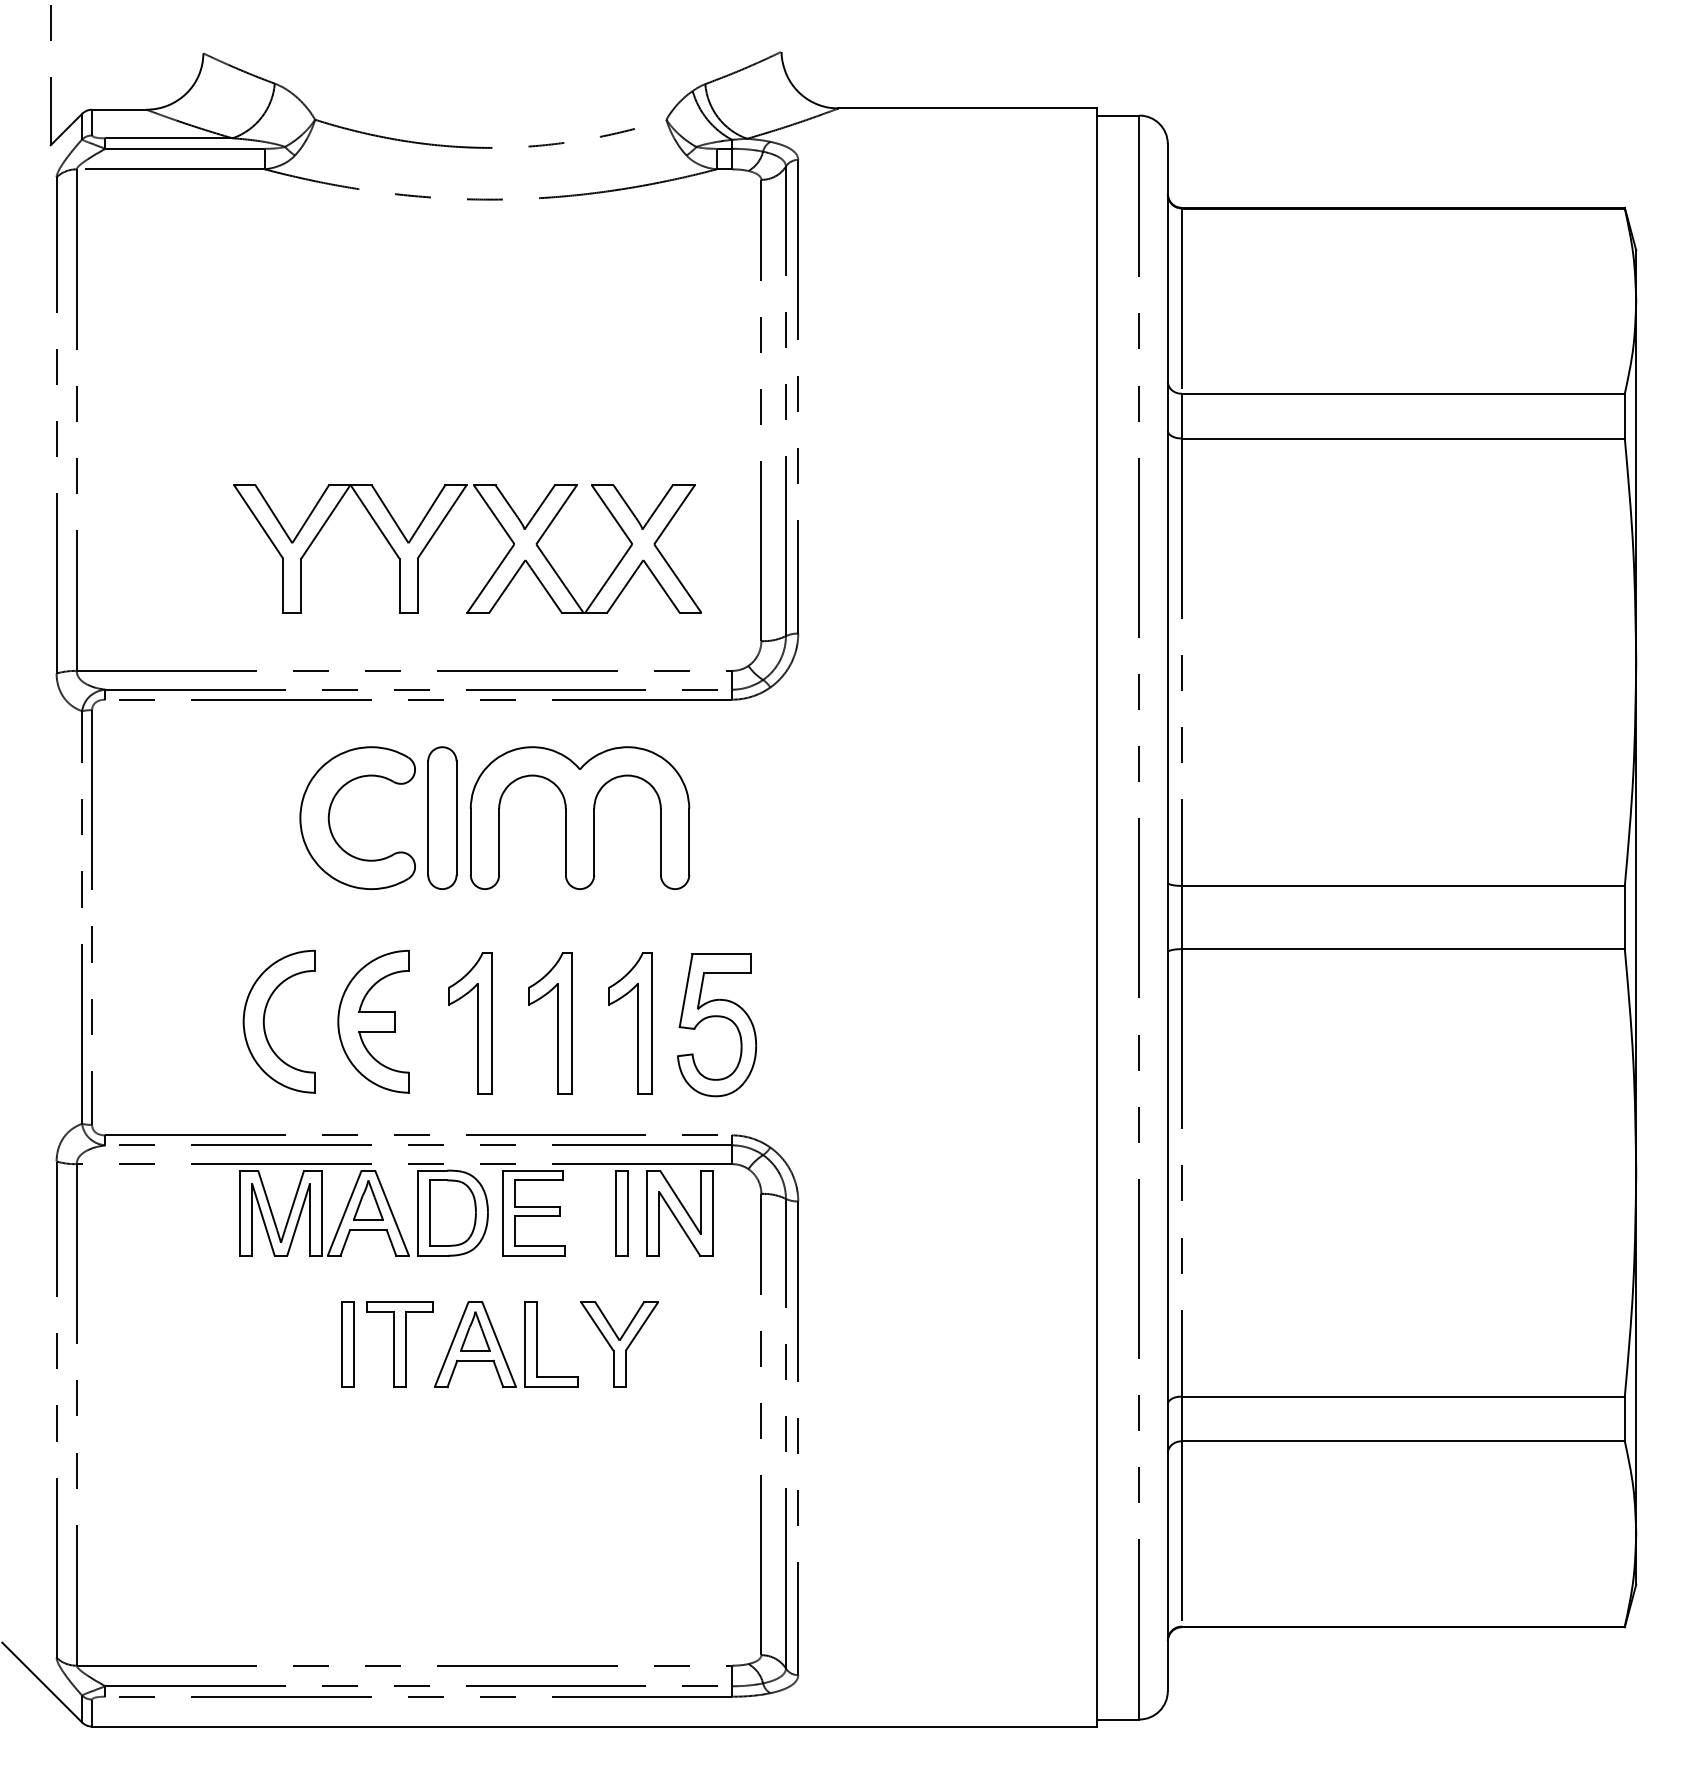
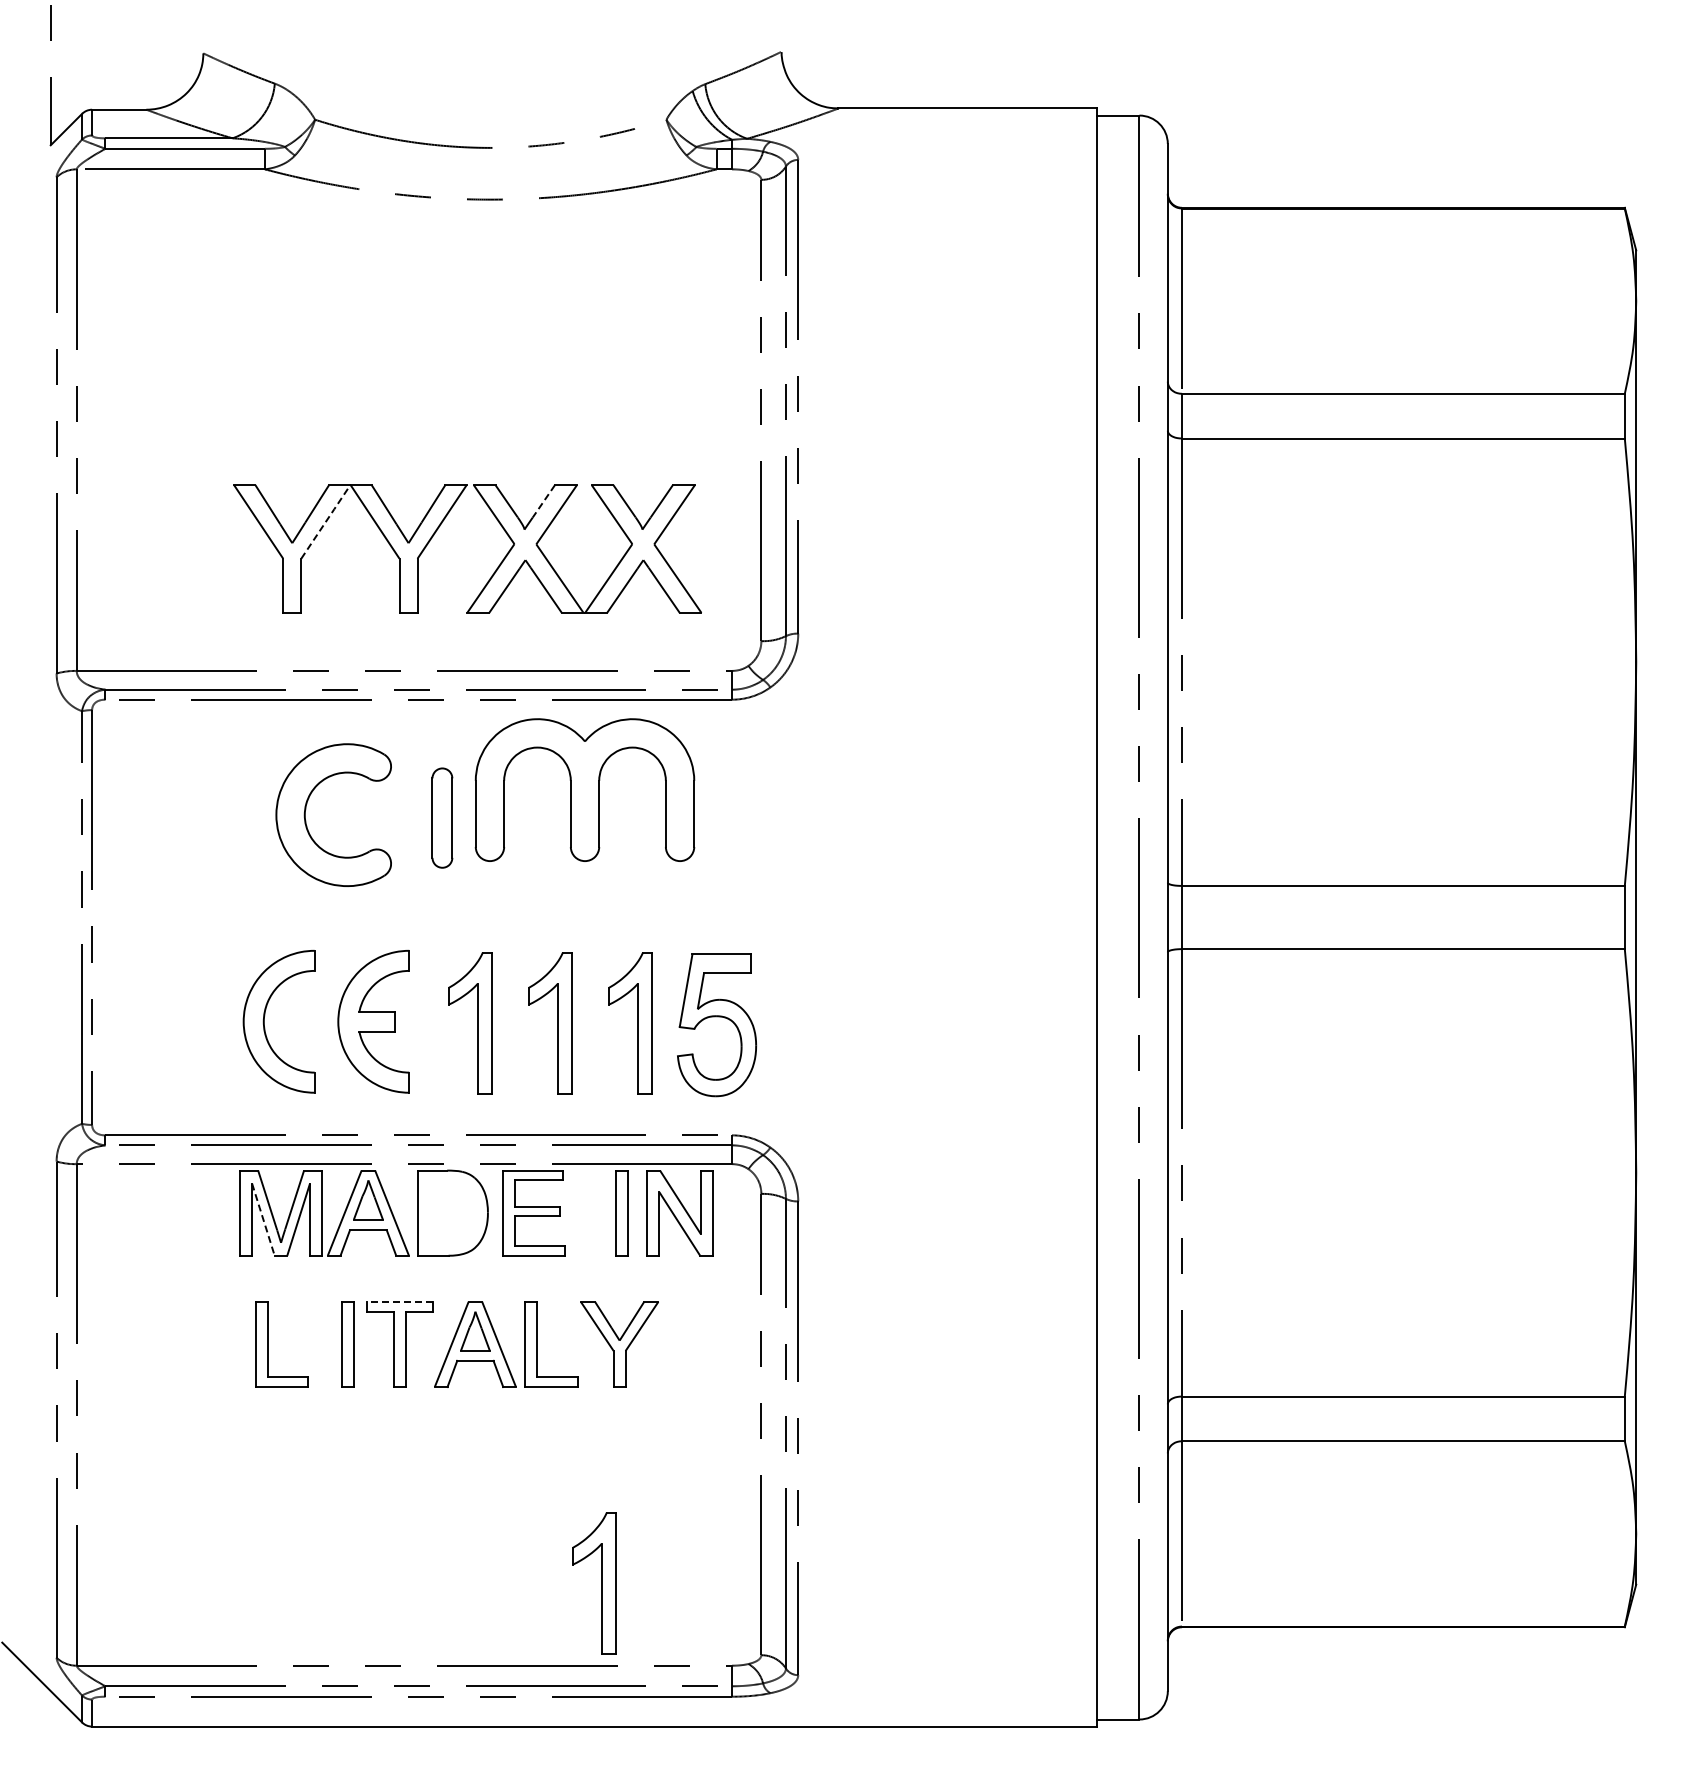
line: solid -> dashed (543, 501)
line: solid -> dashed (325, 522)
part position: (330, 812) -> (306, 809) (306, 809)
part size: 31x144 px -> 23x102 px (442, 817)
part position: (579, 817) -> (584, 789) (584, 789)
part: present -> none (452, 1212)
line: solid -> dashed (263, 1220)
line: solid -> dashed (399, 1301)
part: none -> present (268, 1344)
part: none -> present (601, 1583)
